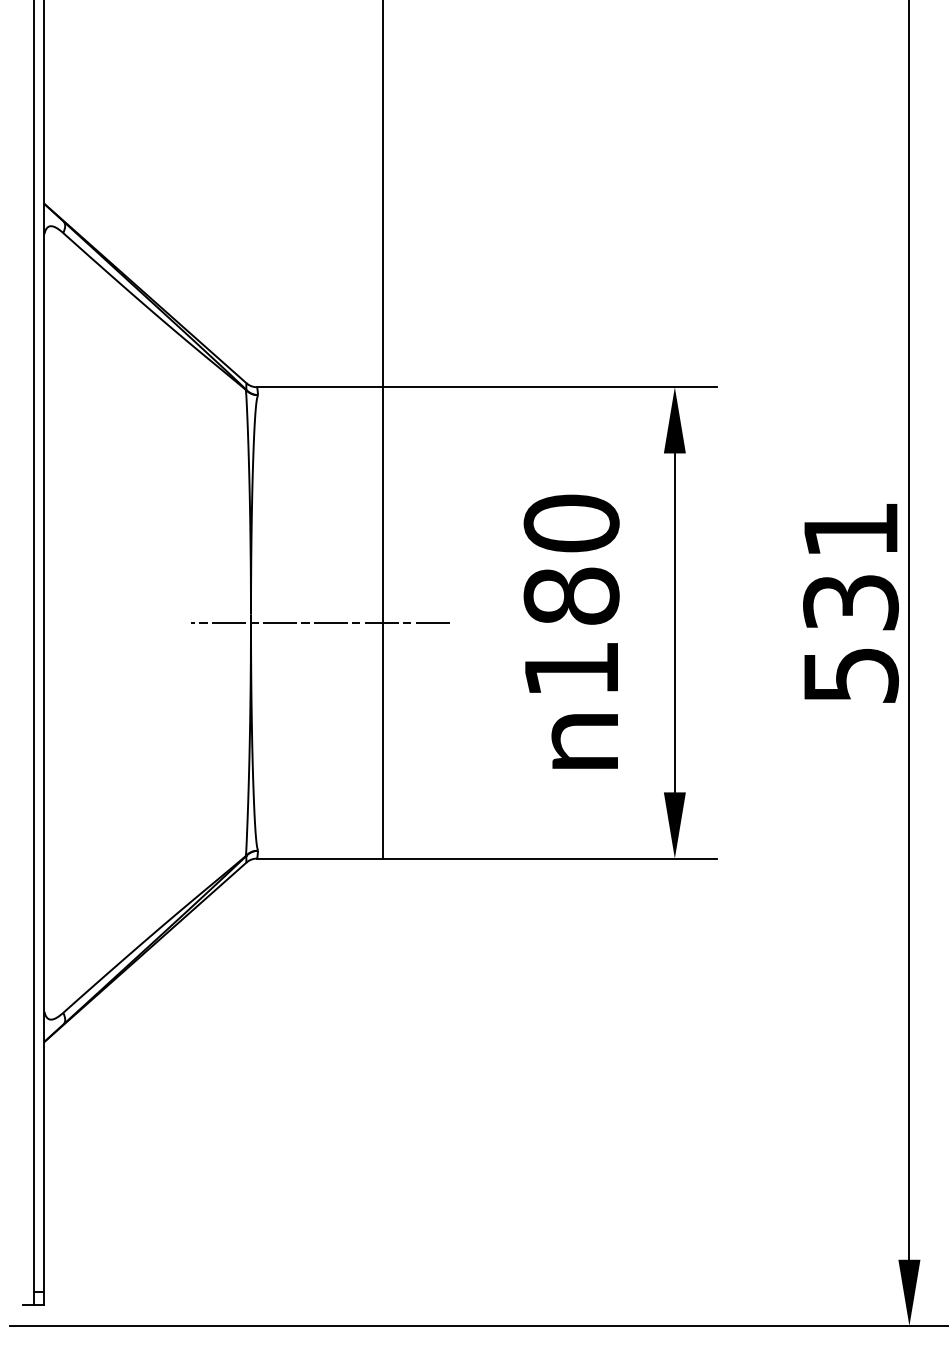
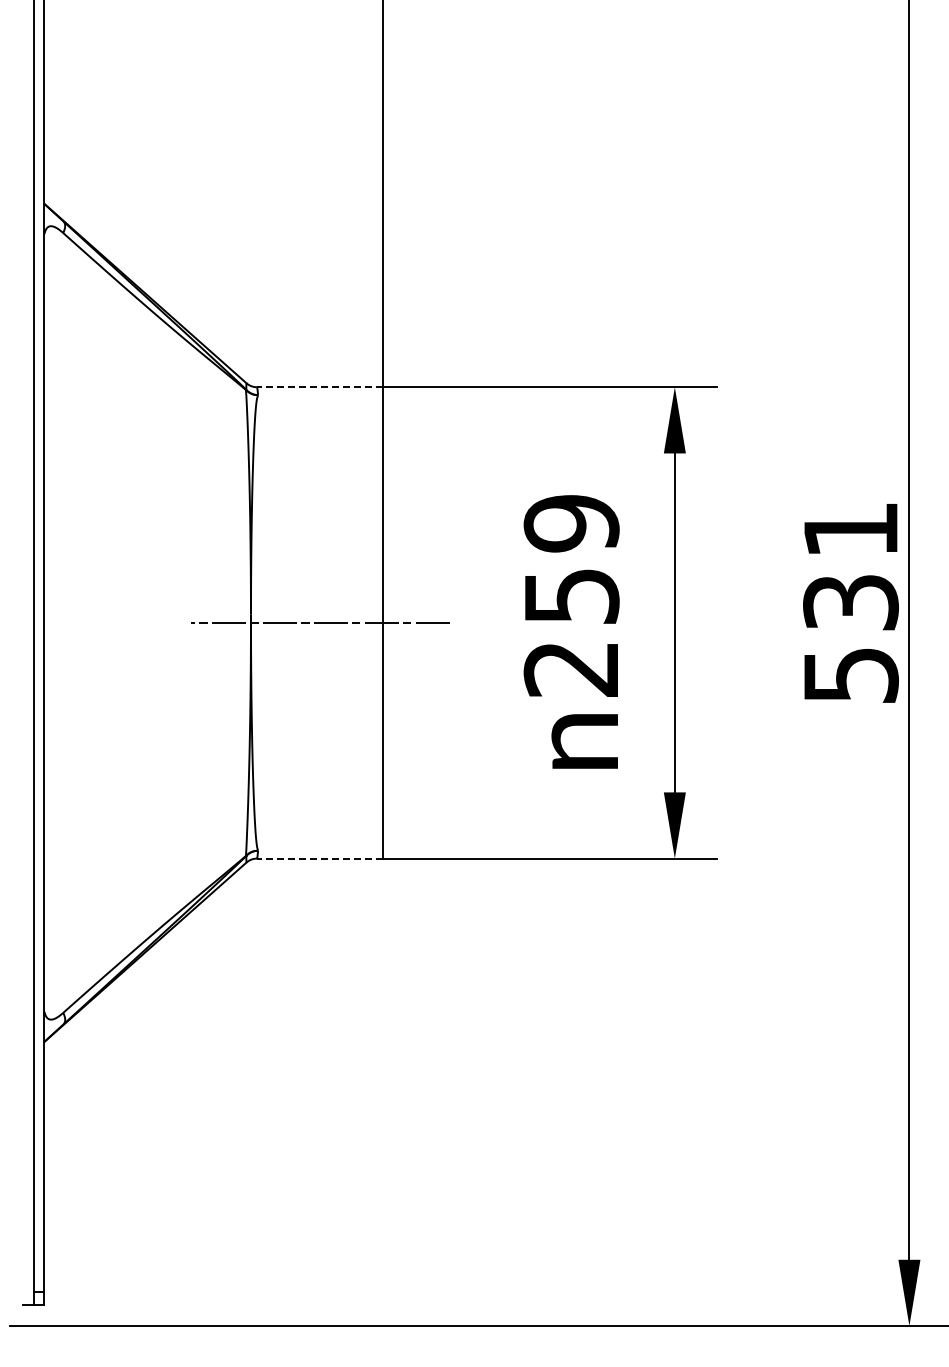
line: solid -> dashed (319, 387)
text: 180 -> 259 (571, 595)
line: solid -> dashed (319, 858)
